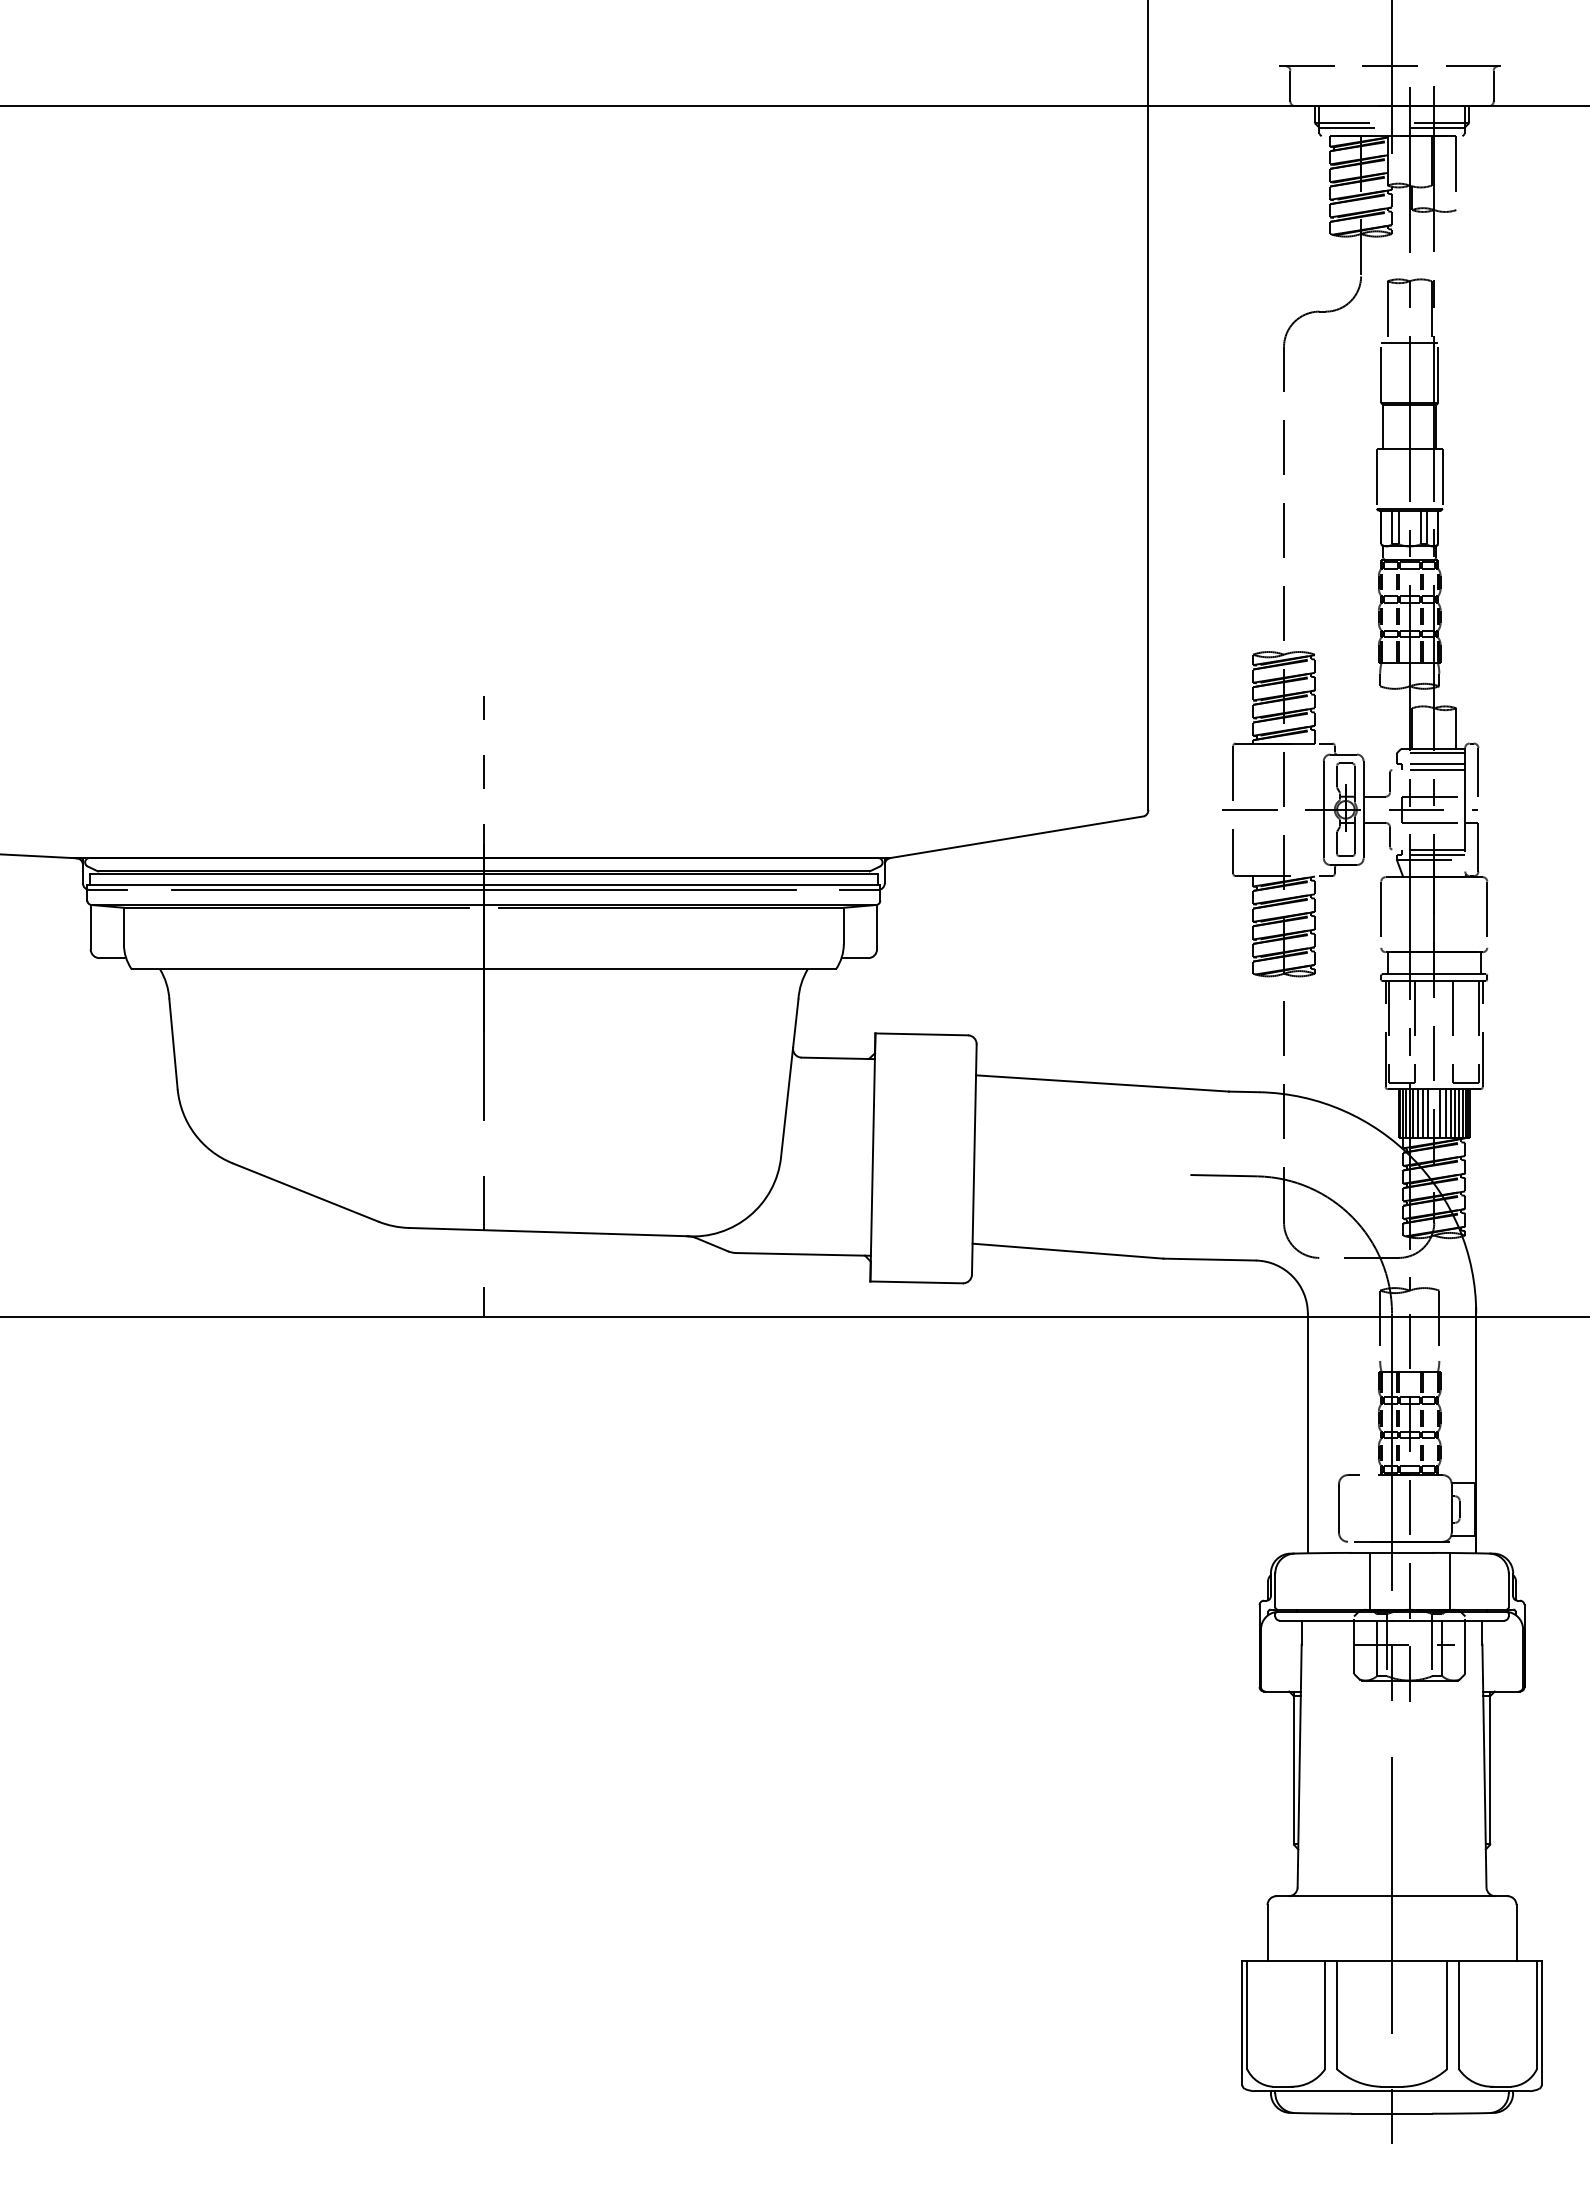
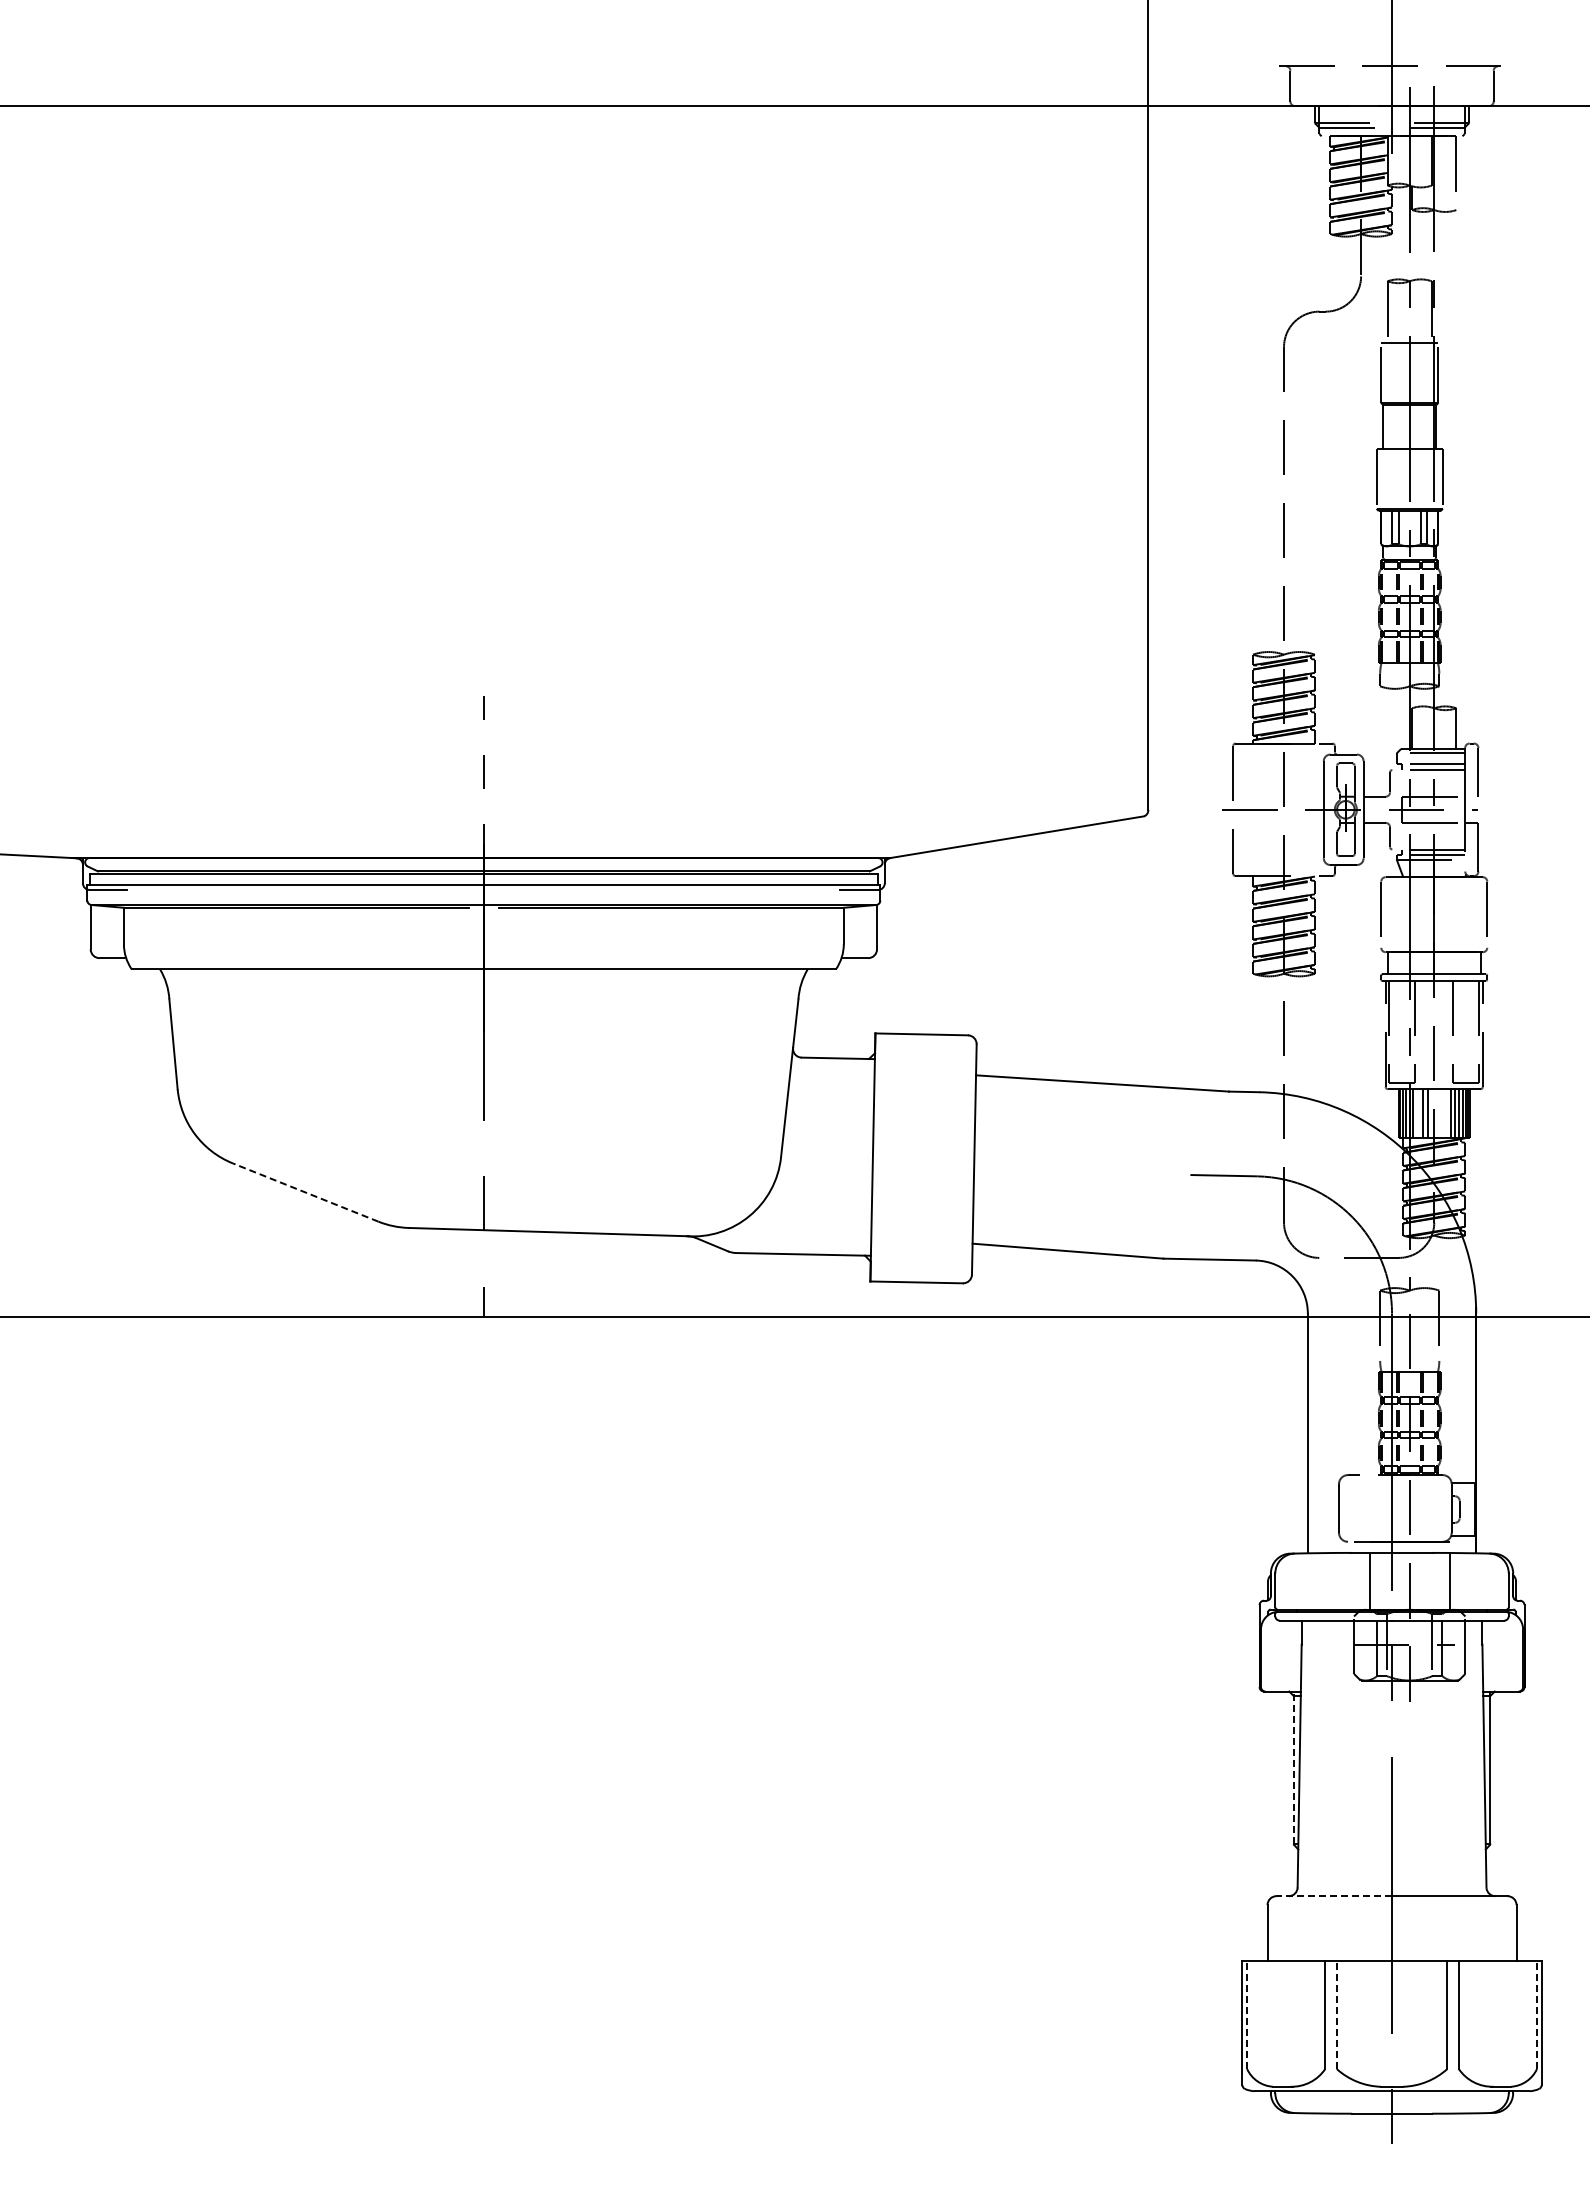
line: present -> none (483, 889)
line: present -> none (1417, 1113)
line: present -> none (1440, 1113)
line: present -> none (1445, 1113)
line: solid -> dashed (305, 1192)
line: solid -> dashed (1293, 1767)
line: solid -> dashed (1334, 1896)
line: solid -> dashed (1247, 2015)
line: solid -> dashed (1336, 2015)
line: solid -> dashed (1536, 2015)
